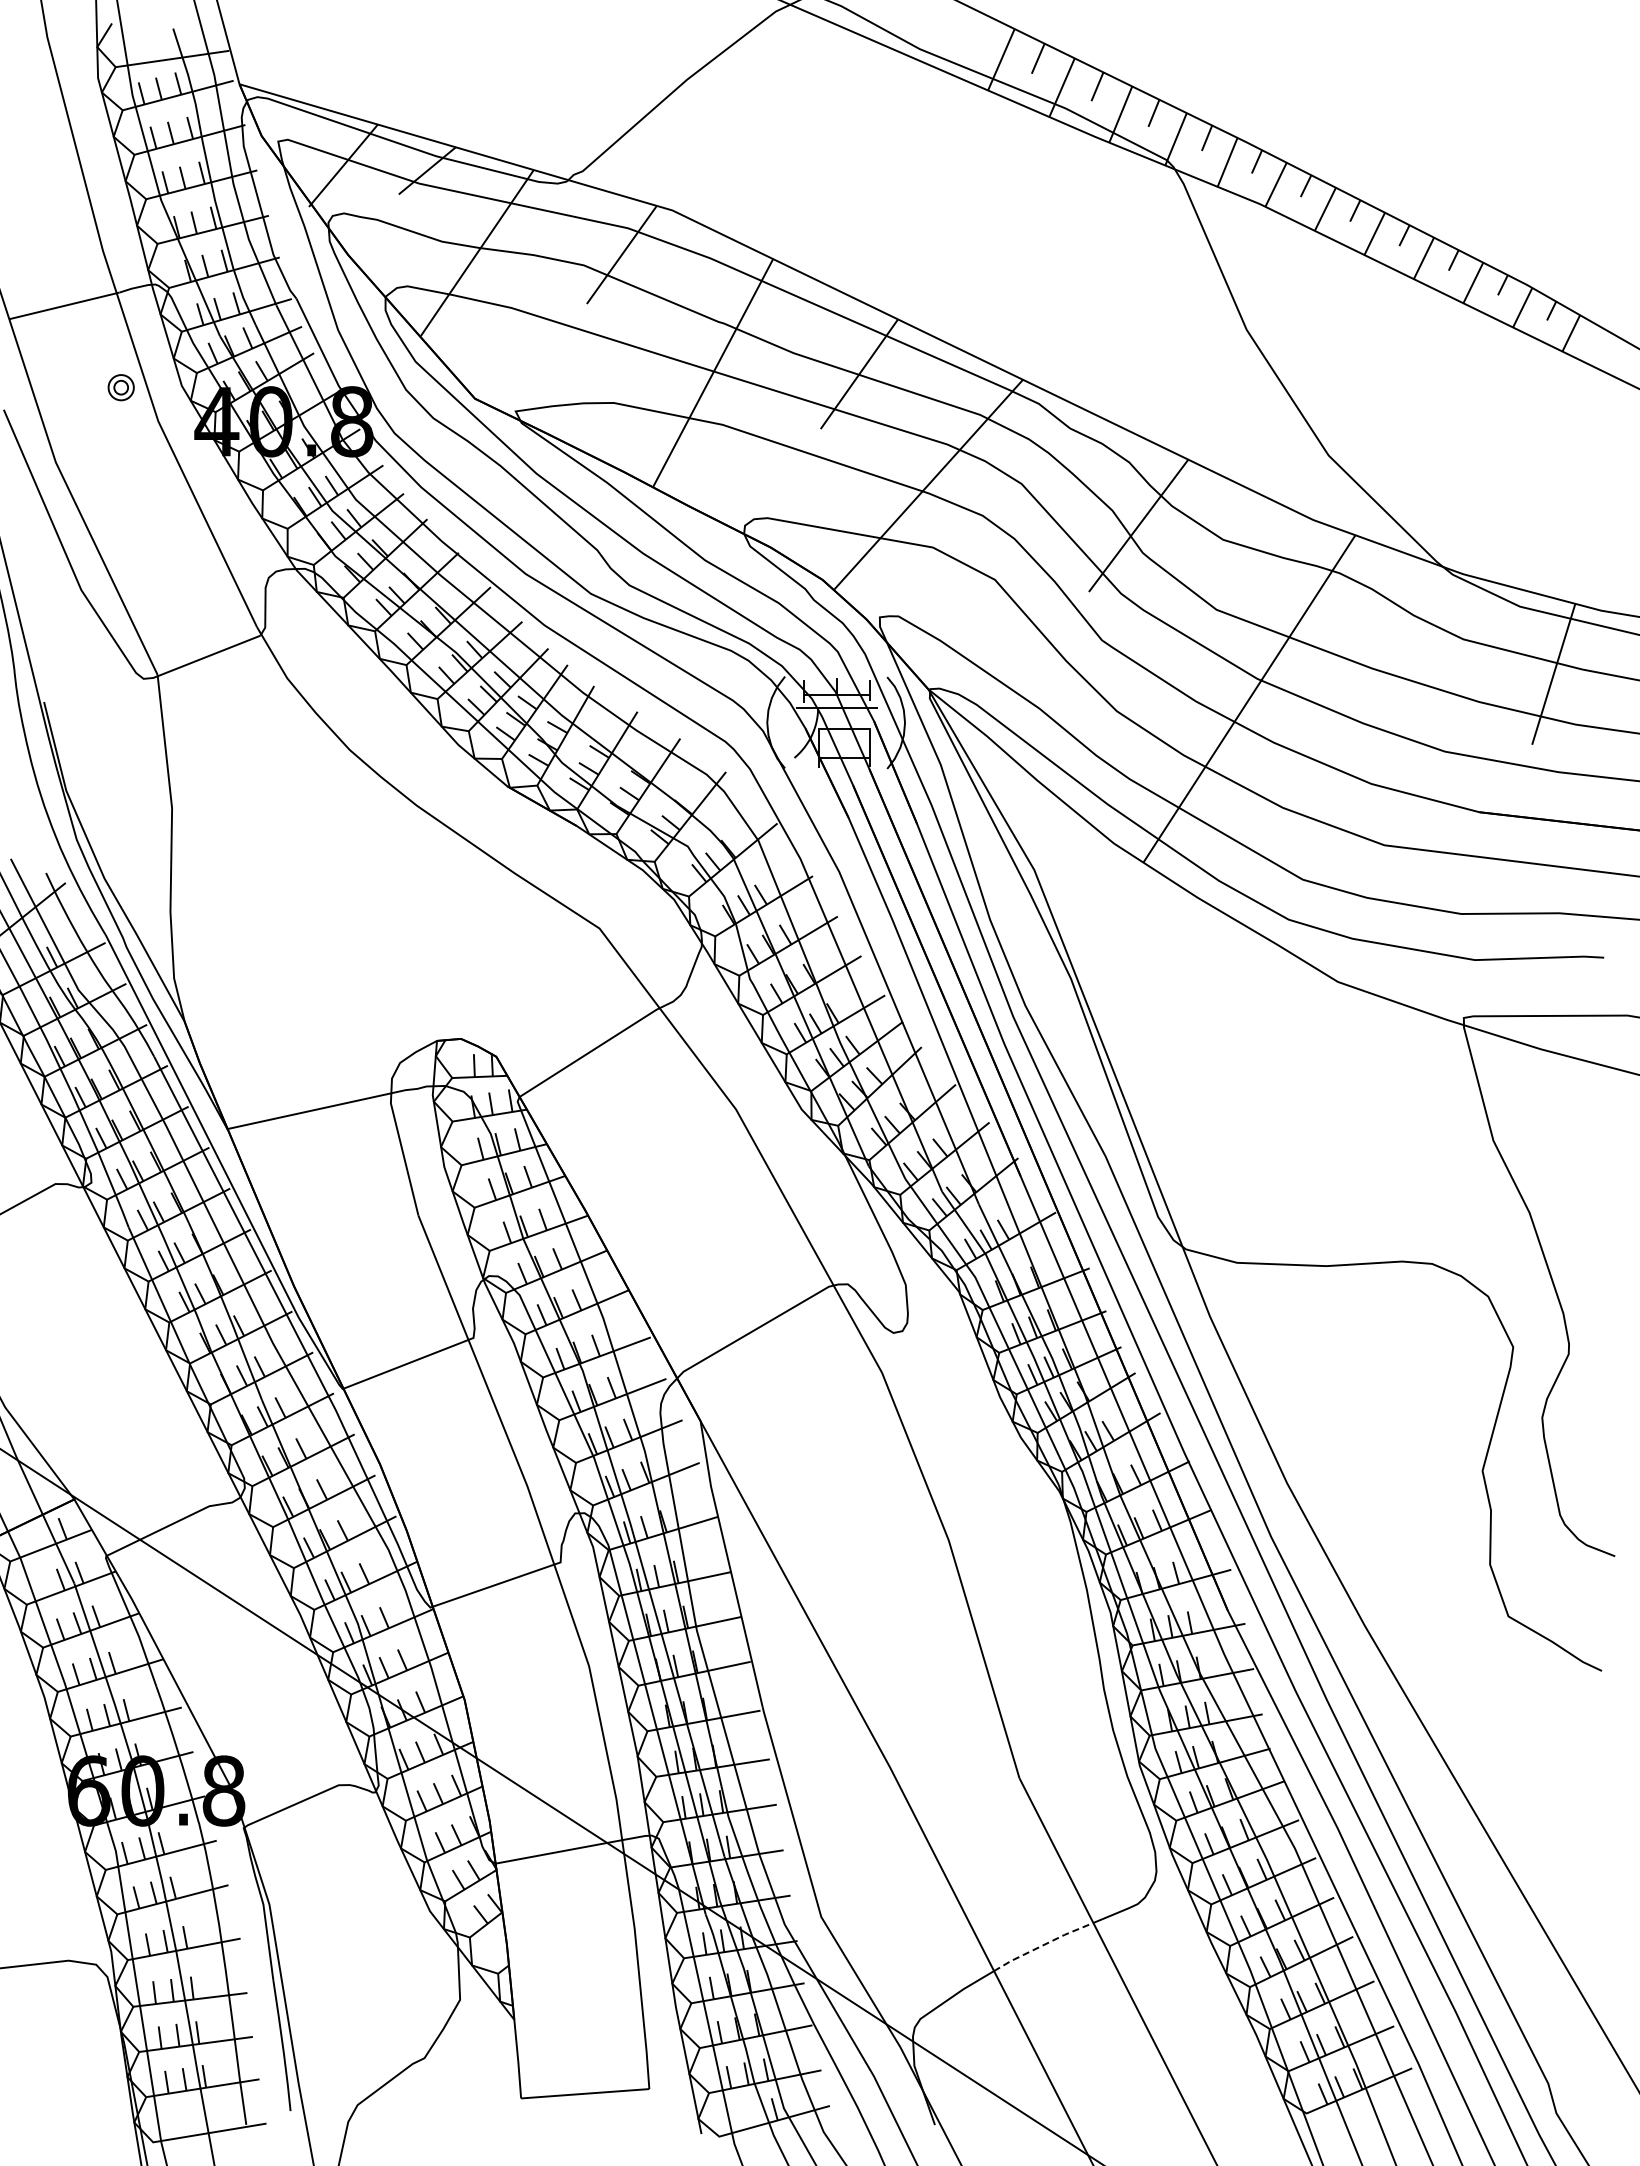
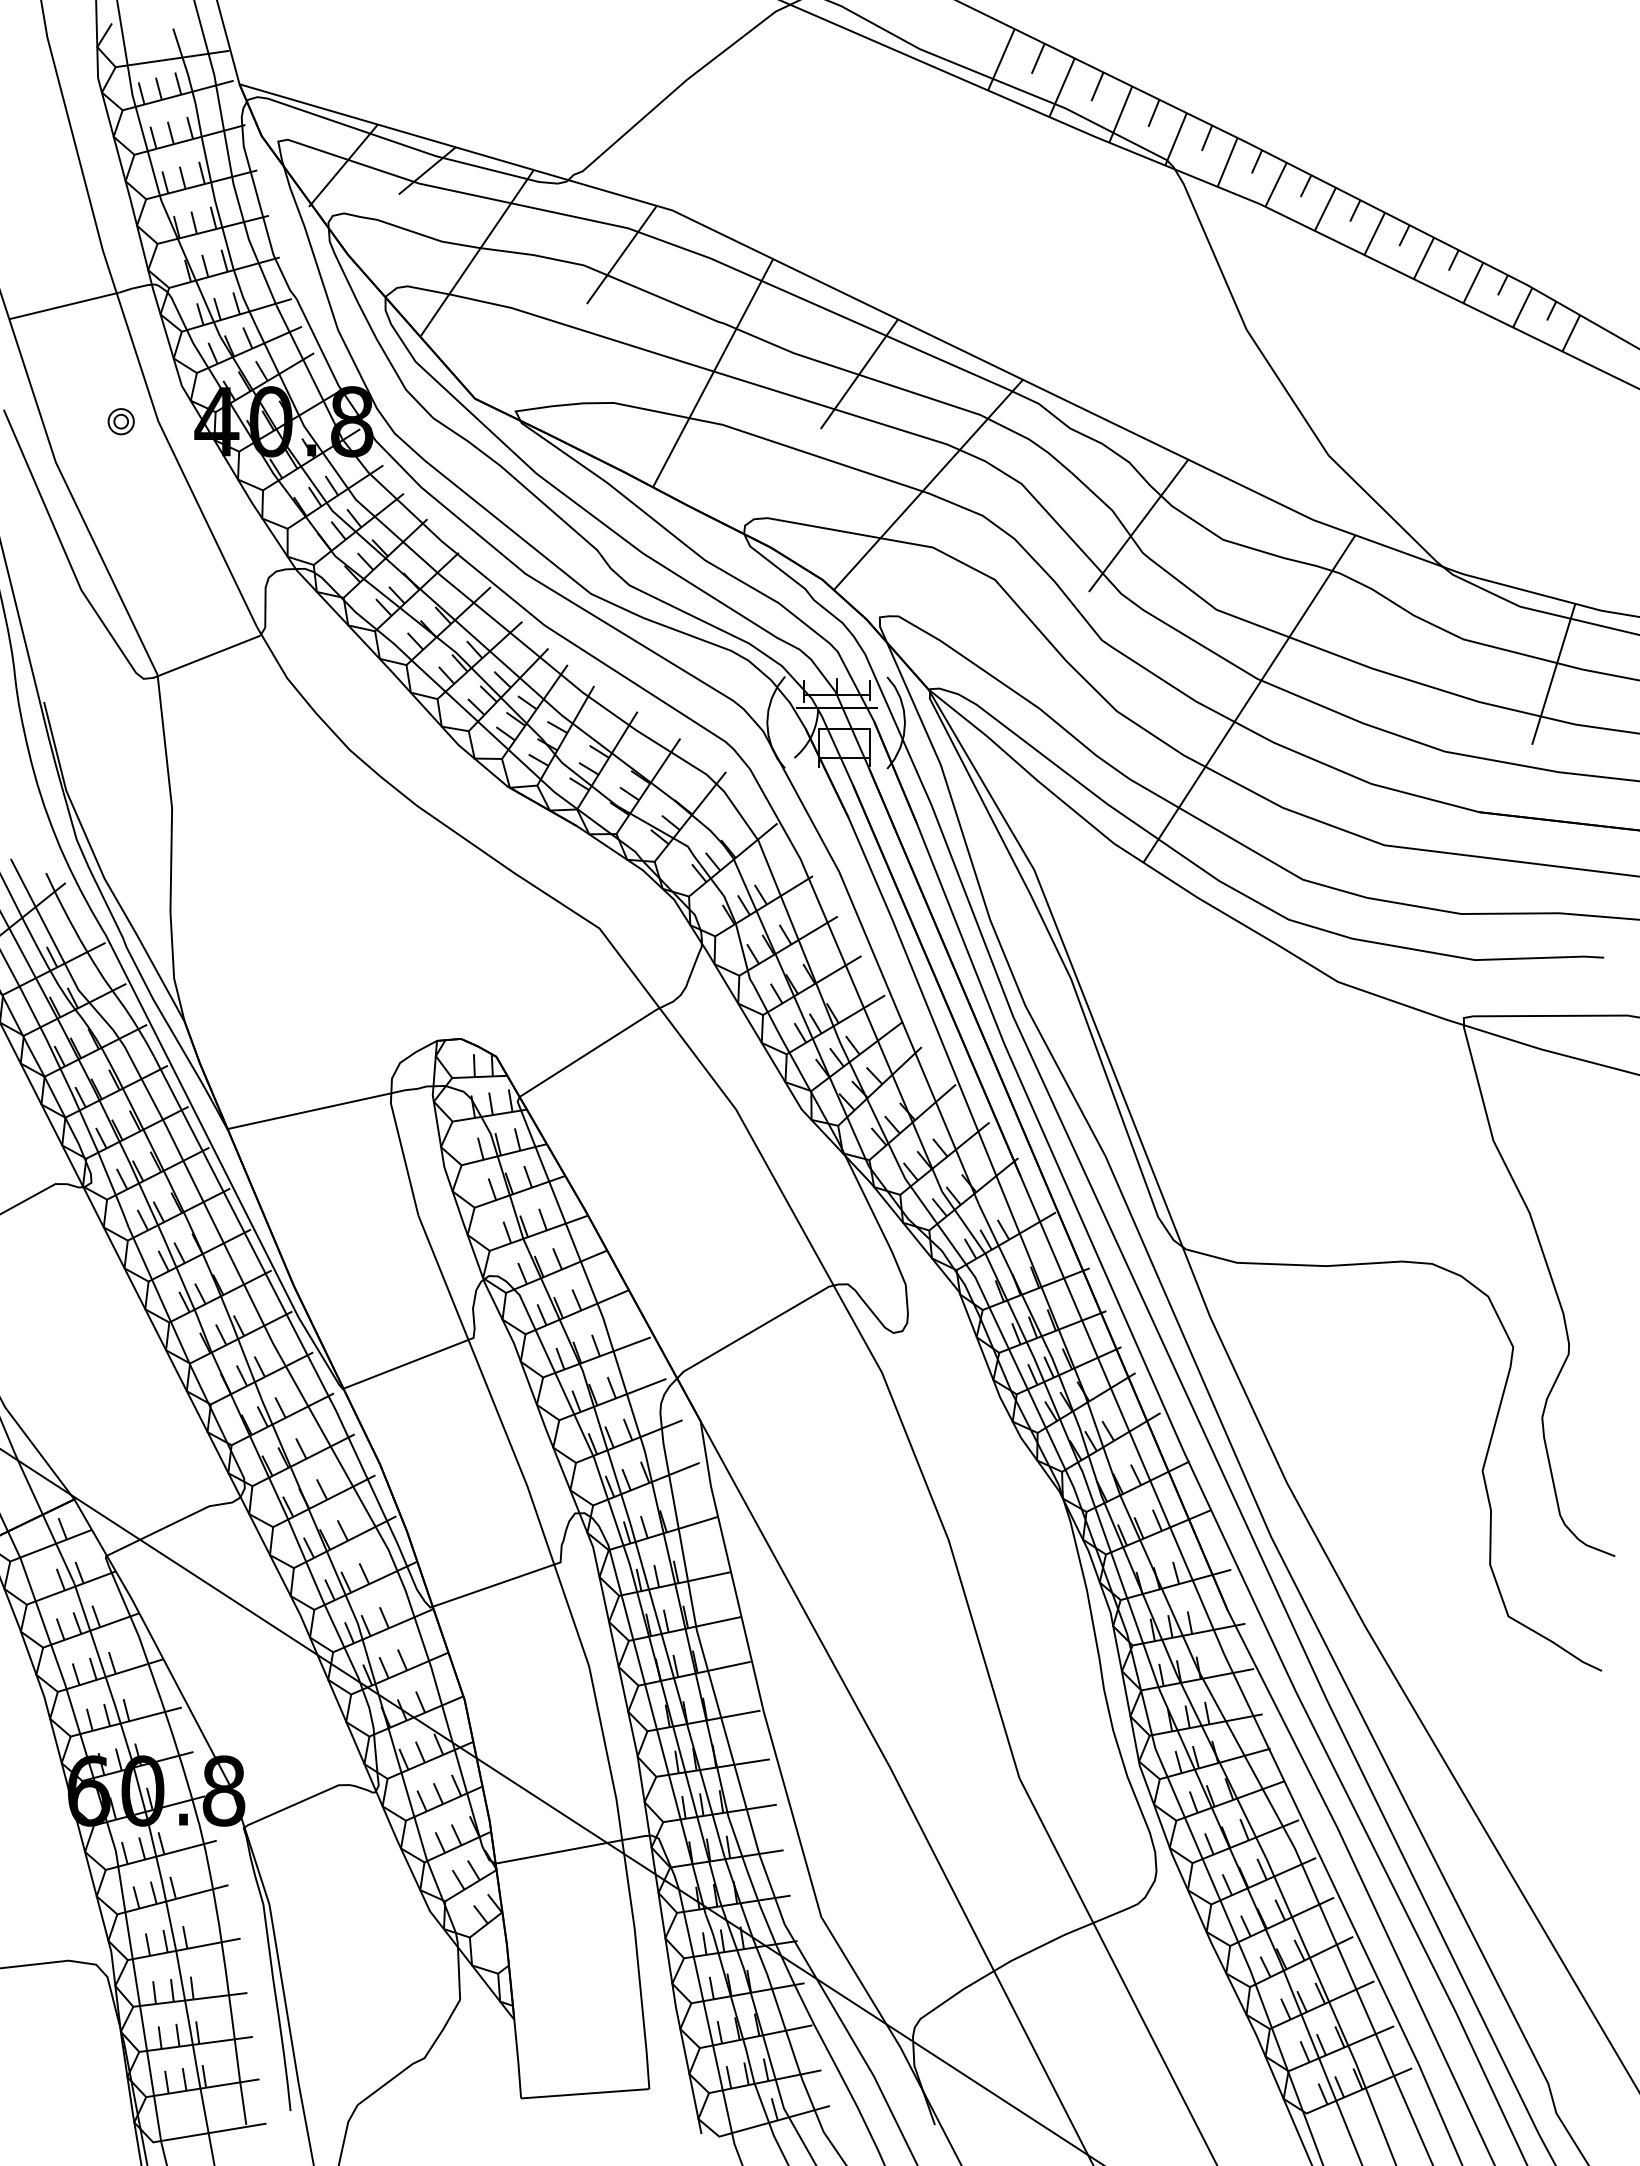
part position: (120, 387) -> (120, 421) (120, 421)
line: dashed -> solid (1043, 1945)
